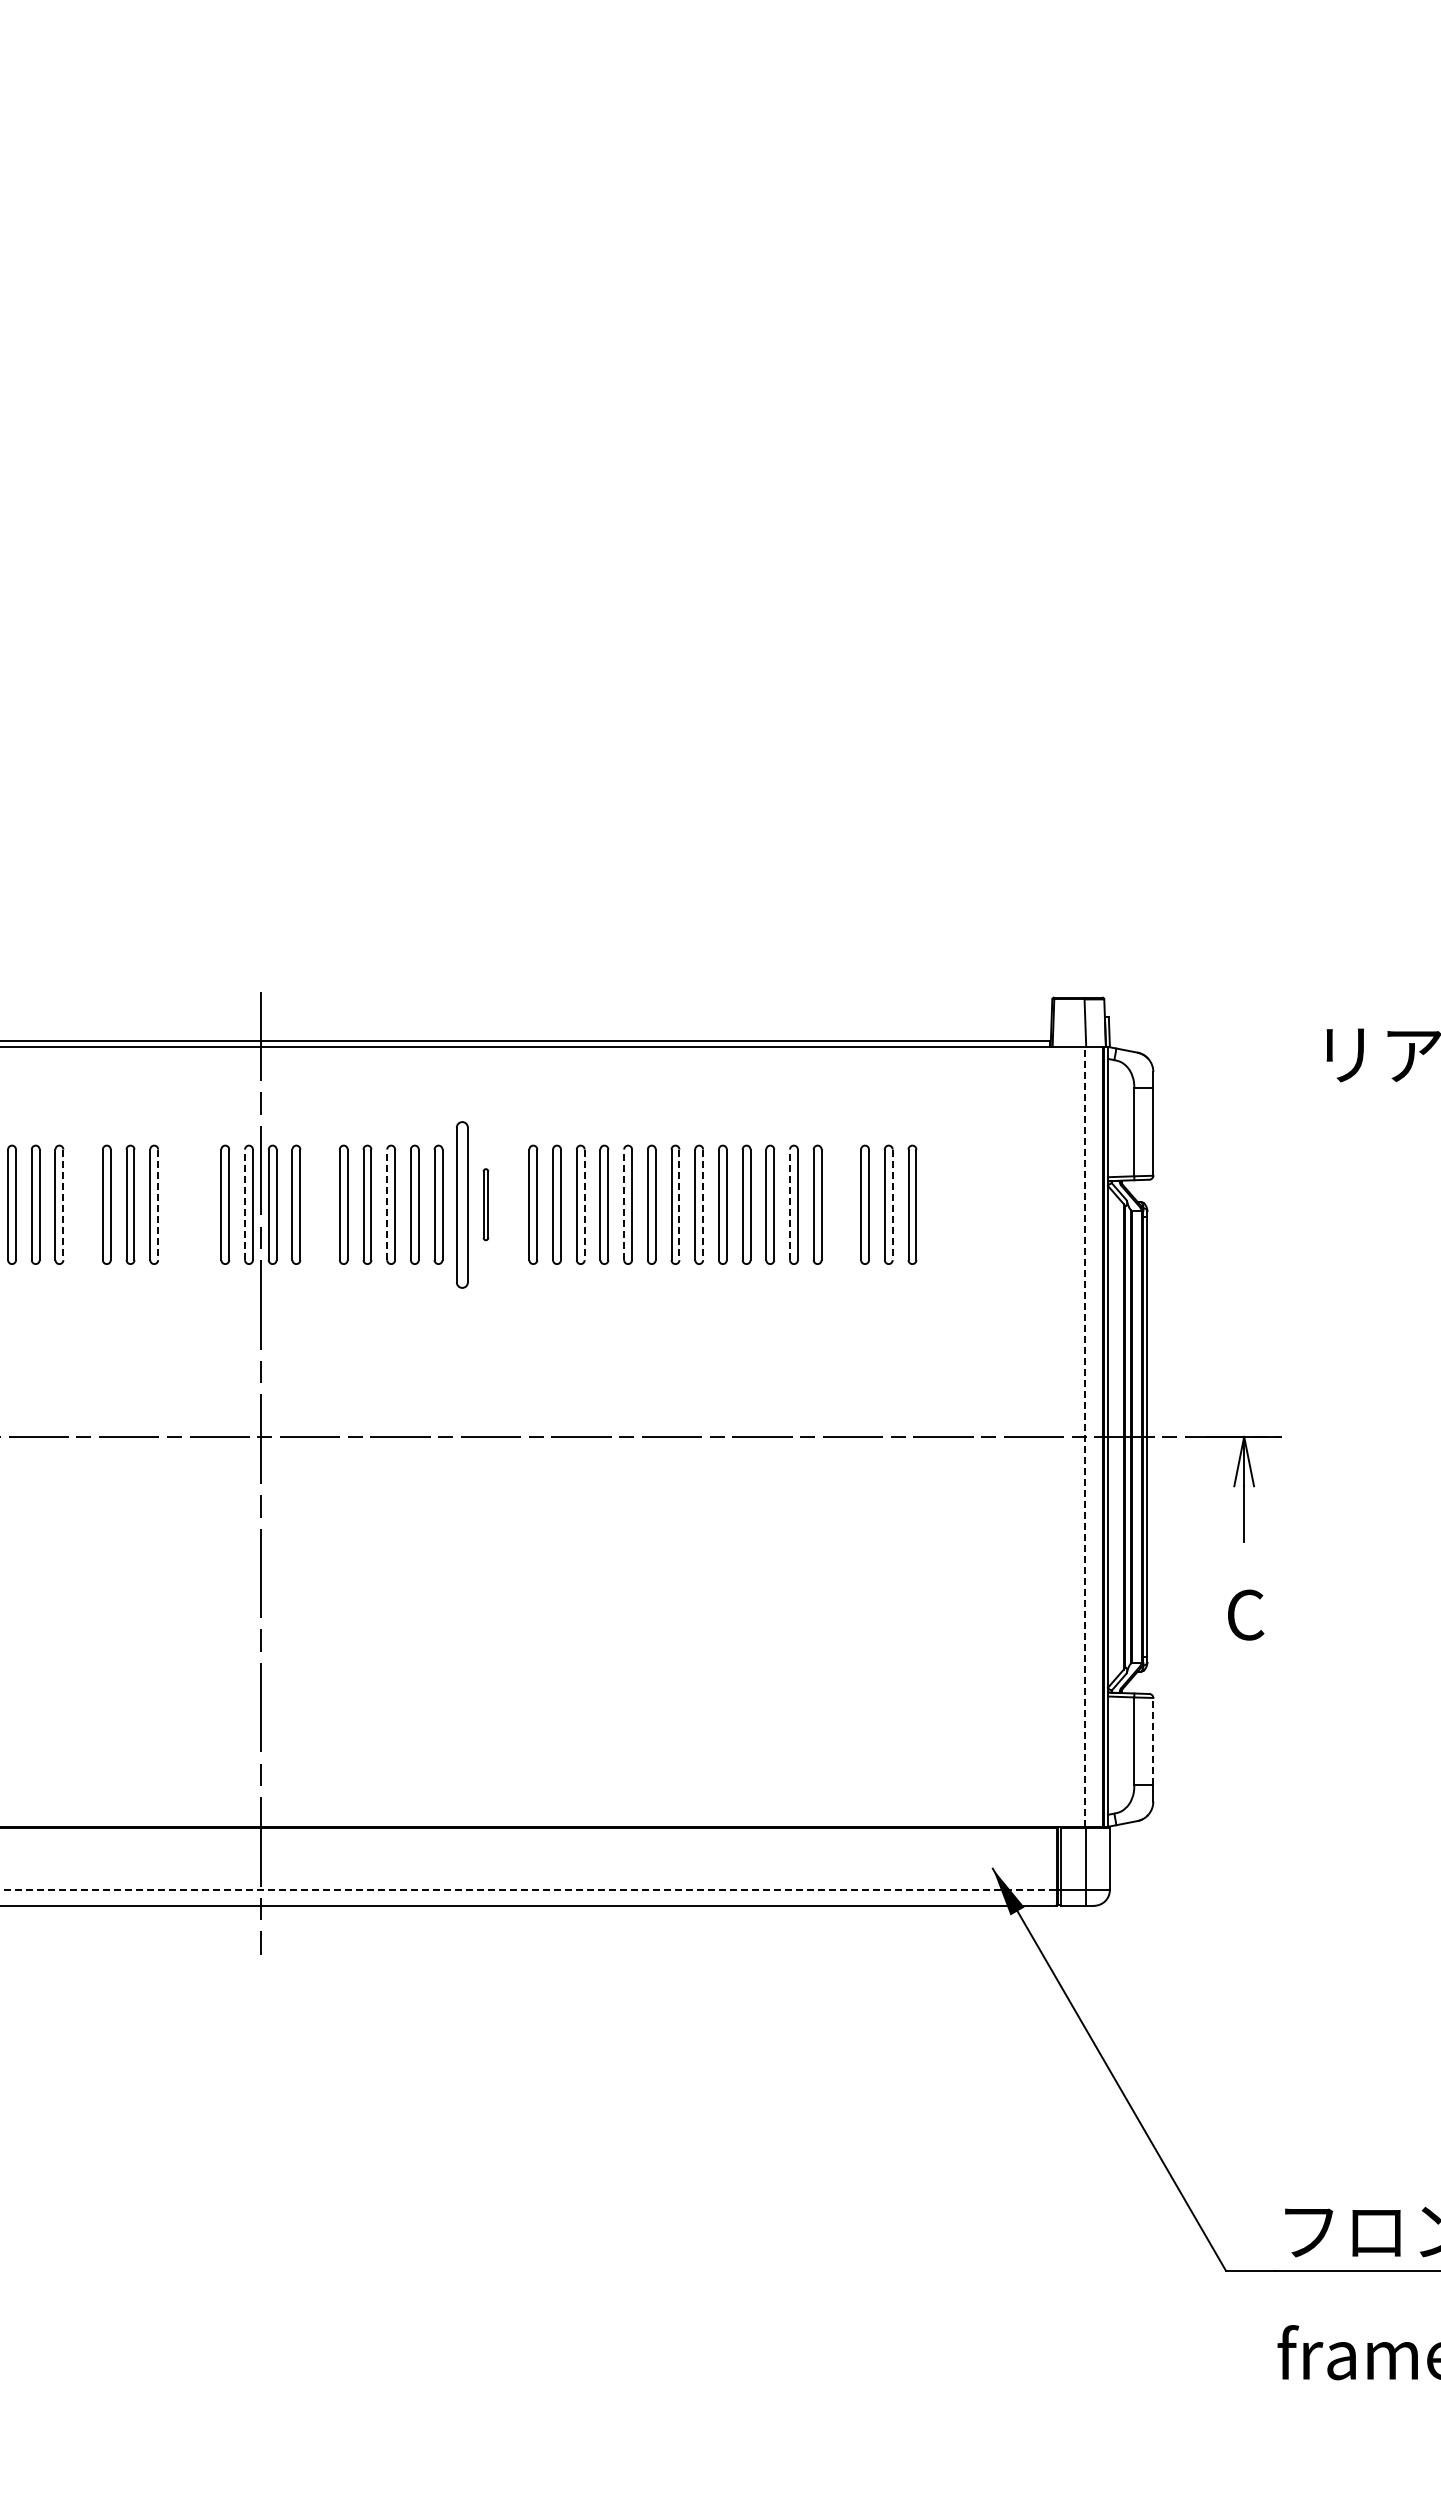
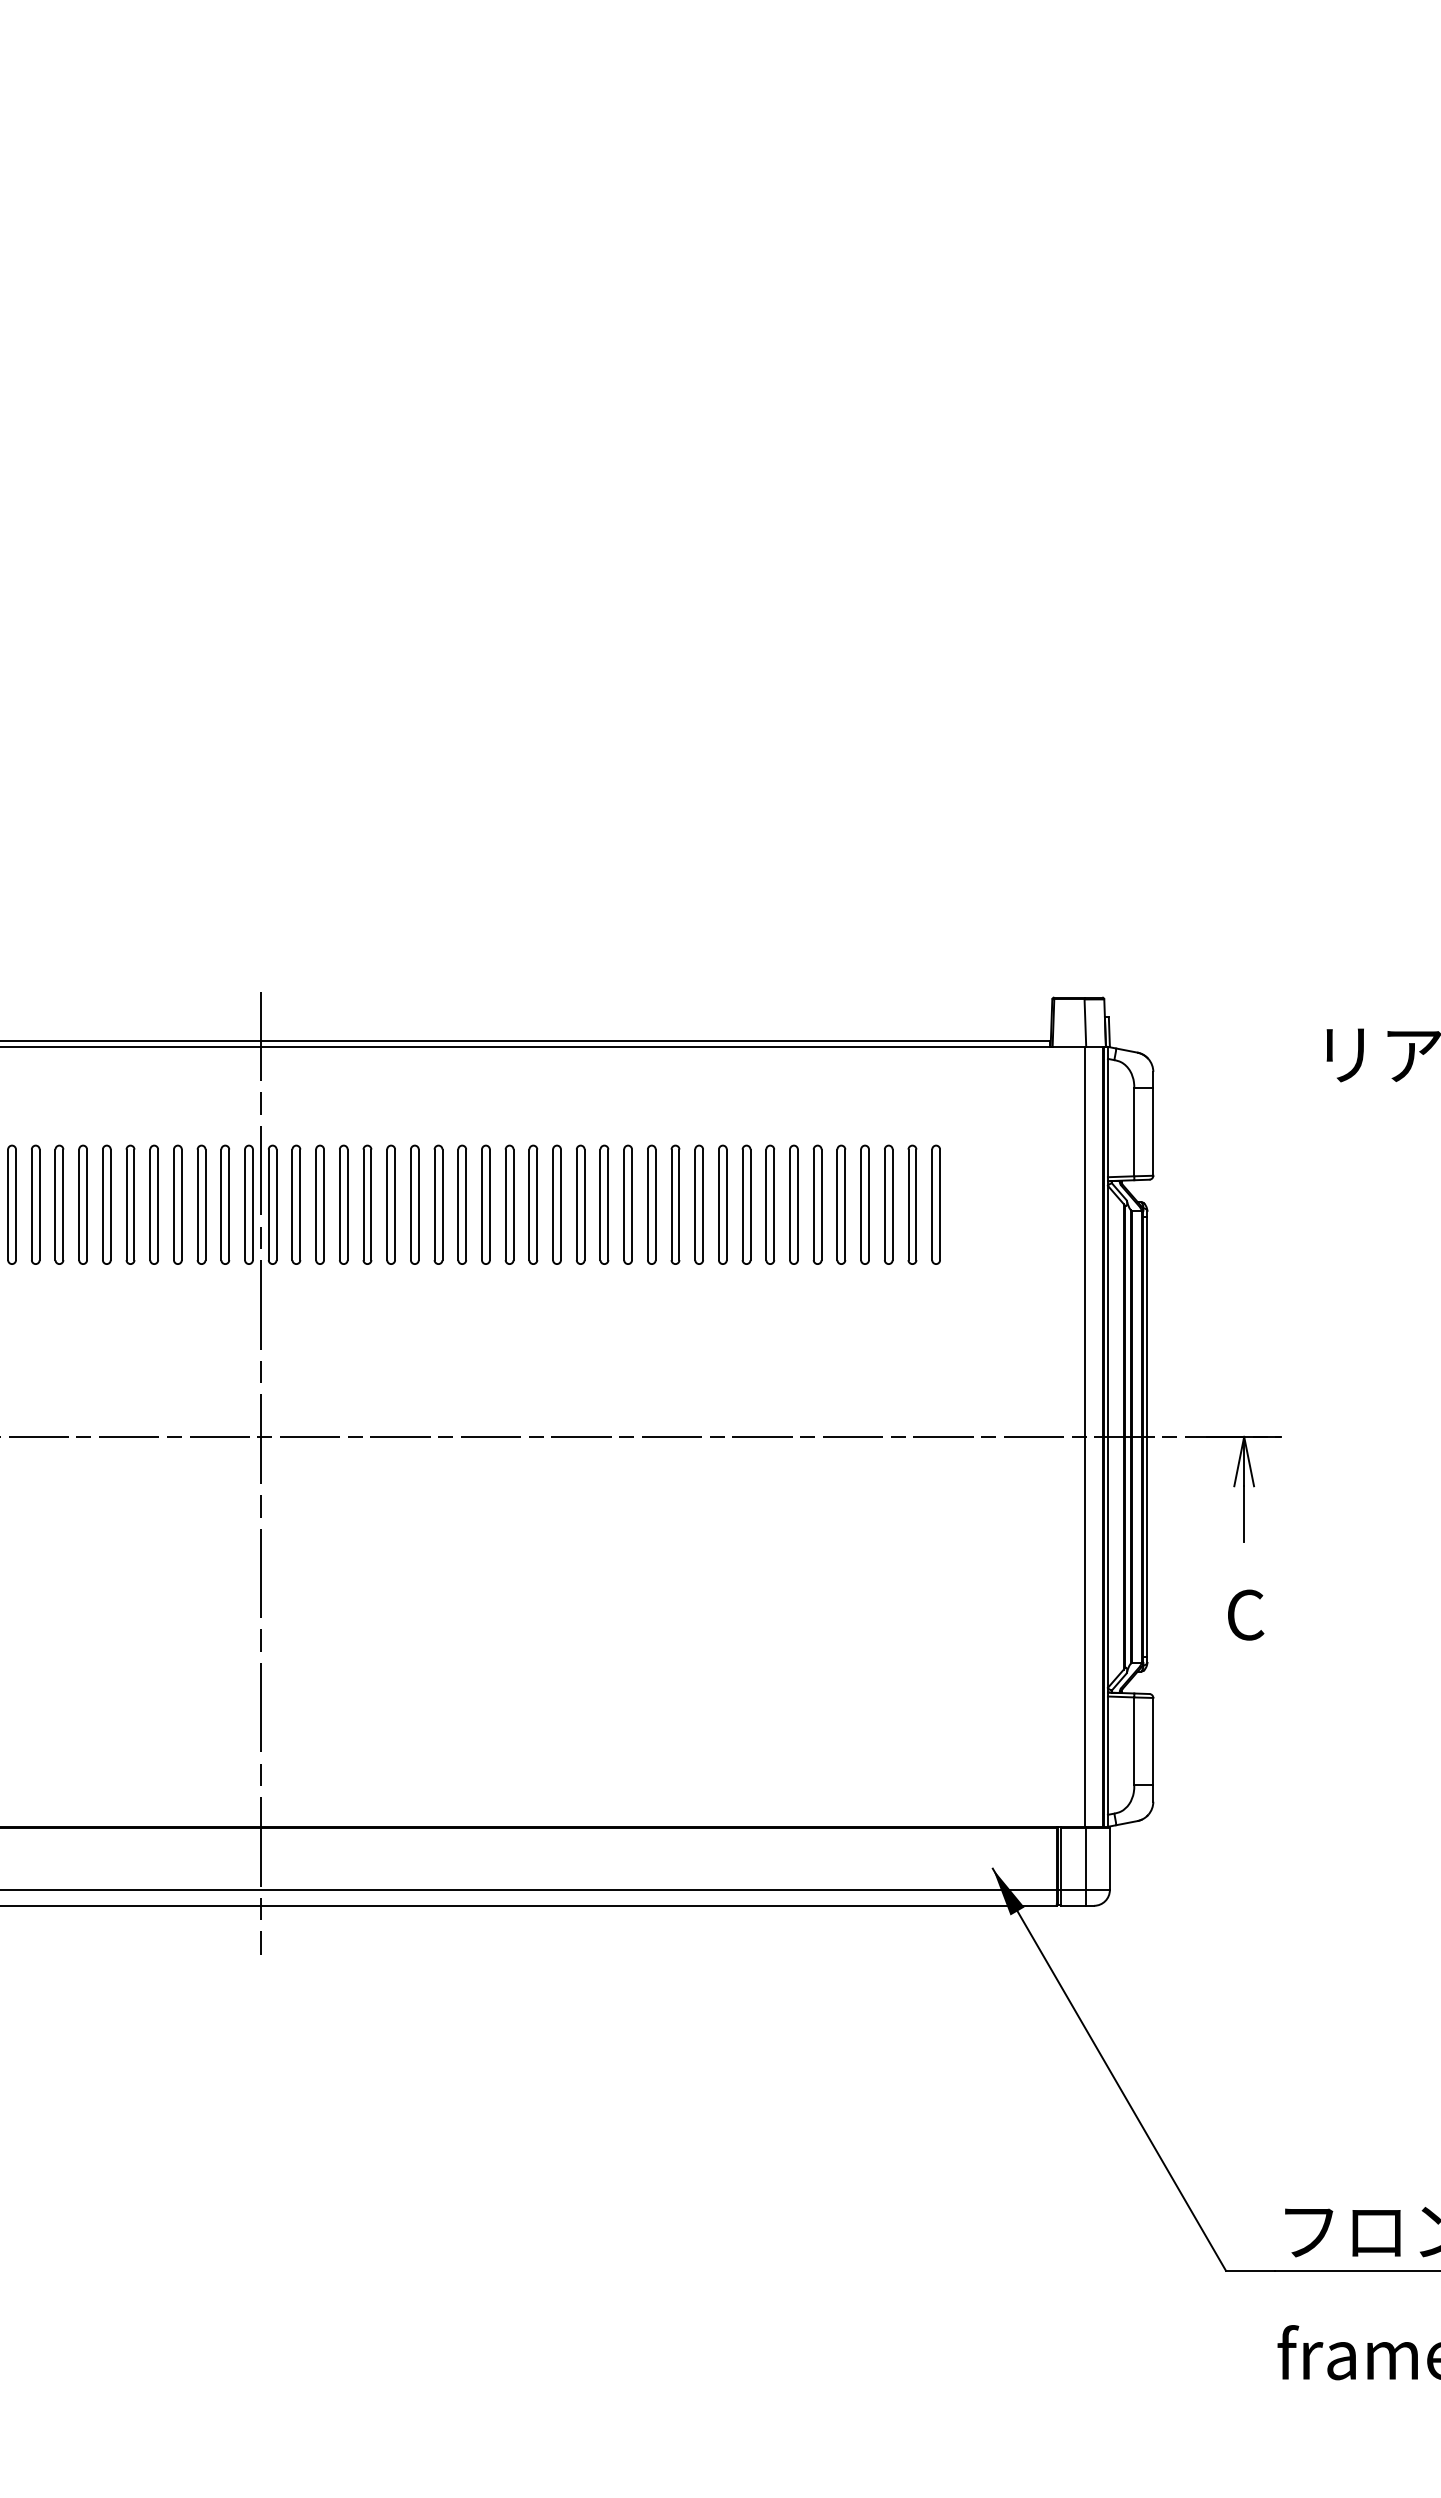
part: none -> present (82, 1204)
part: none -> present (177, 1204)
part: none -> present (201, 1204)
line: dashed -> solid (245, 1204)
part: none -> present (319, 1204)
line: dashed -> solid (387, 1204)
part size: 13x168 px -> 10x121 px (461, 1204)
part size: 8x74 px -> 10x121 px (485, 1204)
part: none -> present (509, 1204)
line: dashed -> solid (624, 1204)
line: dashed -> solid (790, 1204)
part: none -> present (841, 1204)
part: none -> present (935, 1204)
line: dashed -> solid (63, 1205)
line: dashed -> solid (158, 1205)
line: dashed -> solid (584, 1205)
line: dashed -> solid (679, 1205)
line: dashed -> solid (703, 1205)
line: dashed -> solid (892, 1205)
line: dashed -> solid (1085, 1436)
line: dashed -> solid (1153, 1741)
line: dashed -> solid (528, 1890)
